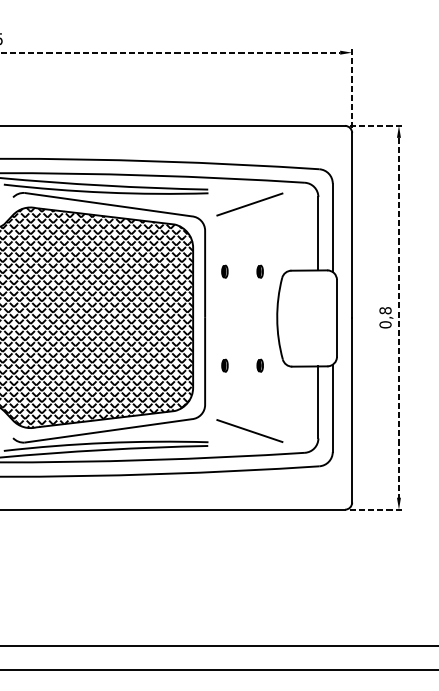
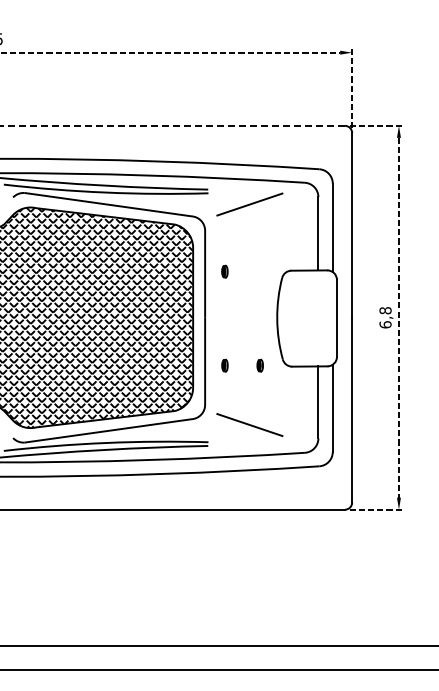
line: solid -> dashed (172, 125)
part: present -> none (259, 271)
text: 0,8 -> 6,8 (385, 324)
line position: (249, 430) -> (249, 424) (249, 424)
